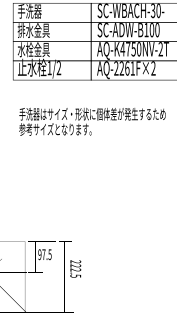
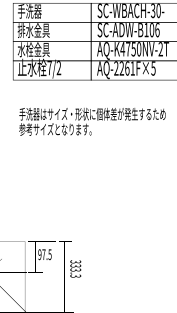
text: SC-ADW-B100 -> SC-ADW-B106 (157, 29)
text: 1/2 -> 7/2 (49, 68)
text: AQ-2261F×2 -> AQ-2261F×5 (153, 68)
text: 222.5 -> 333.3 (75, 268)
